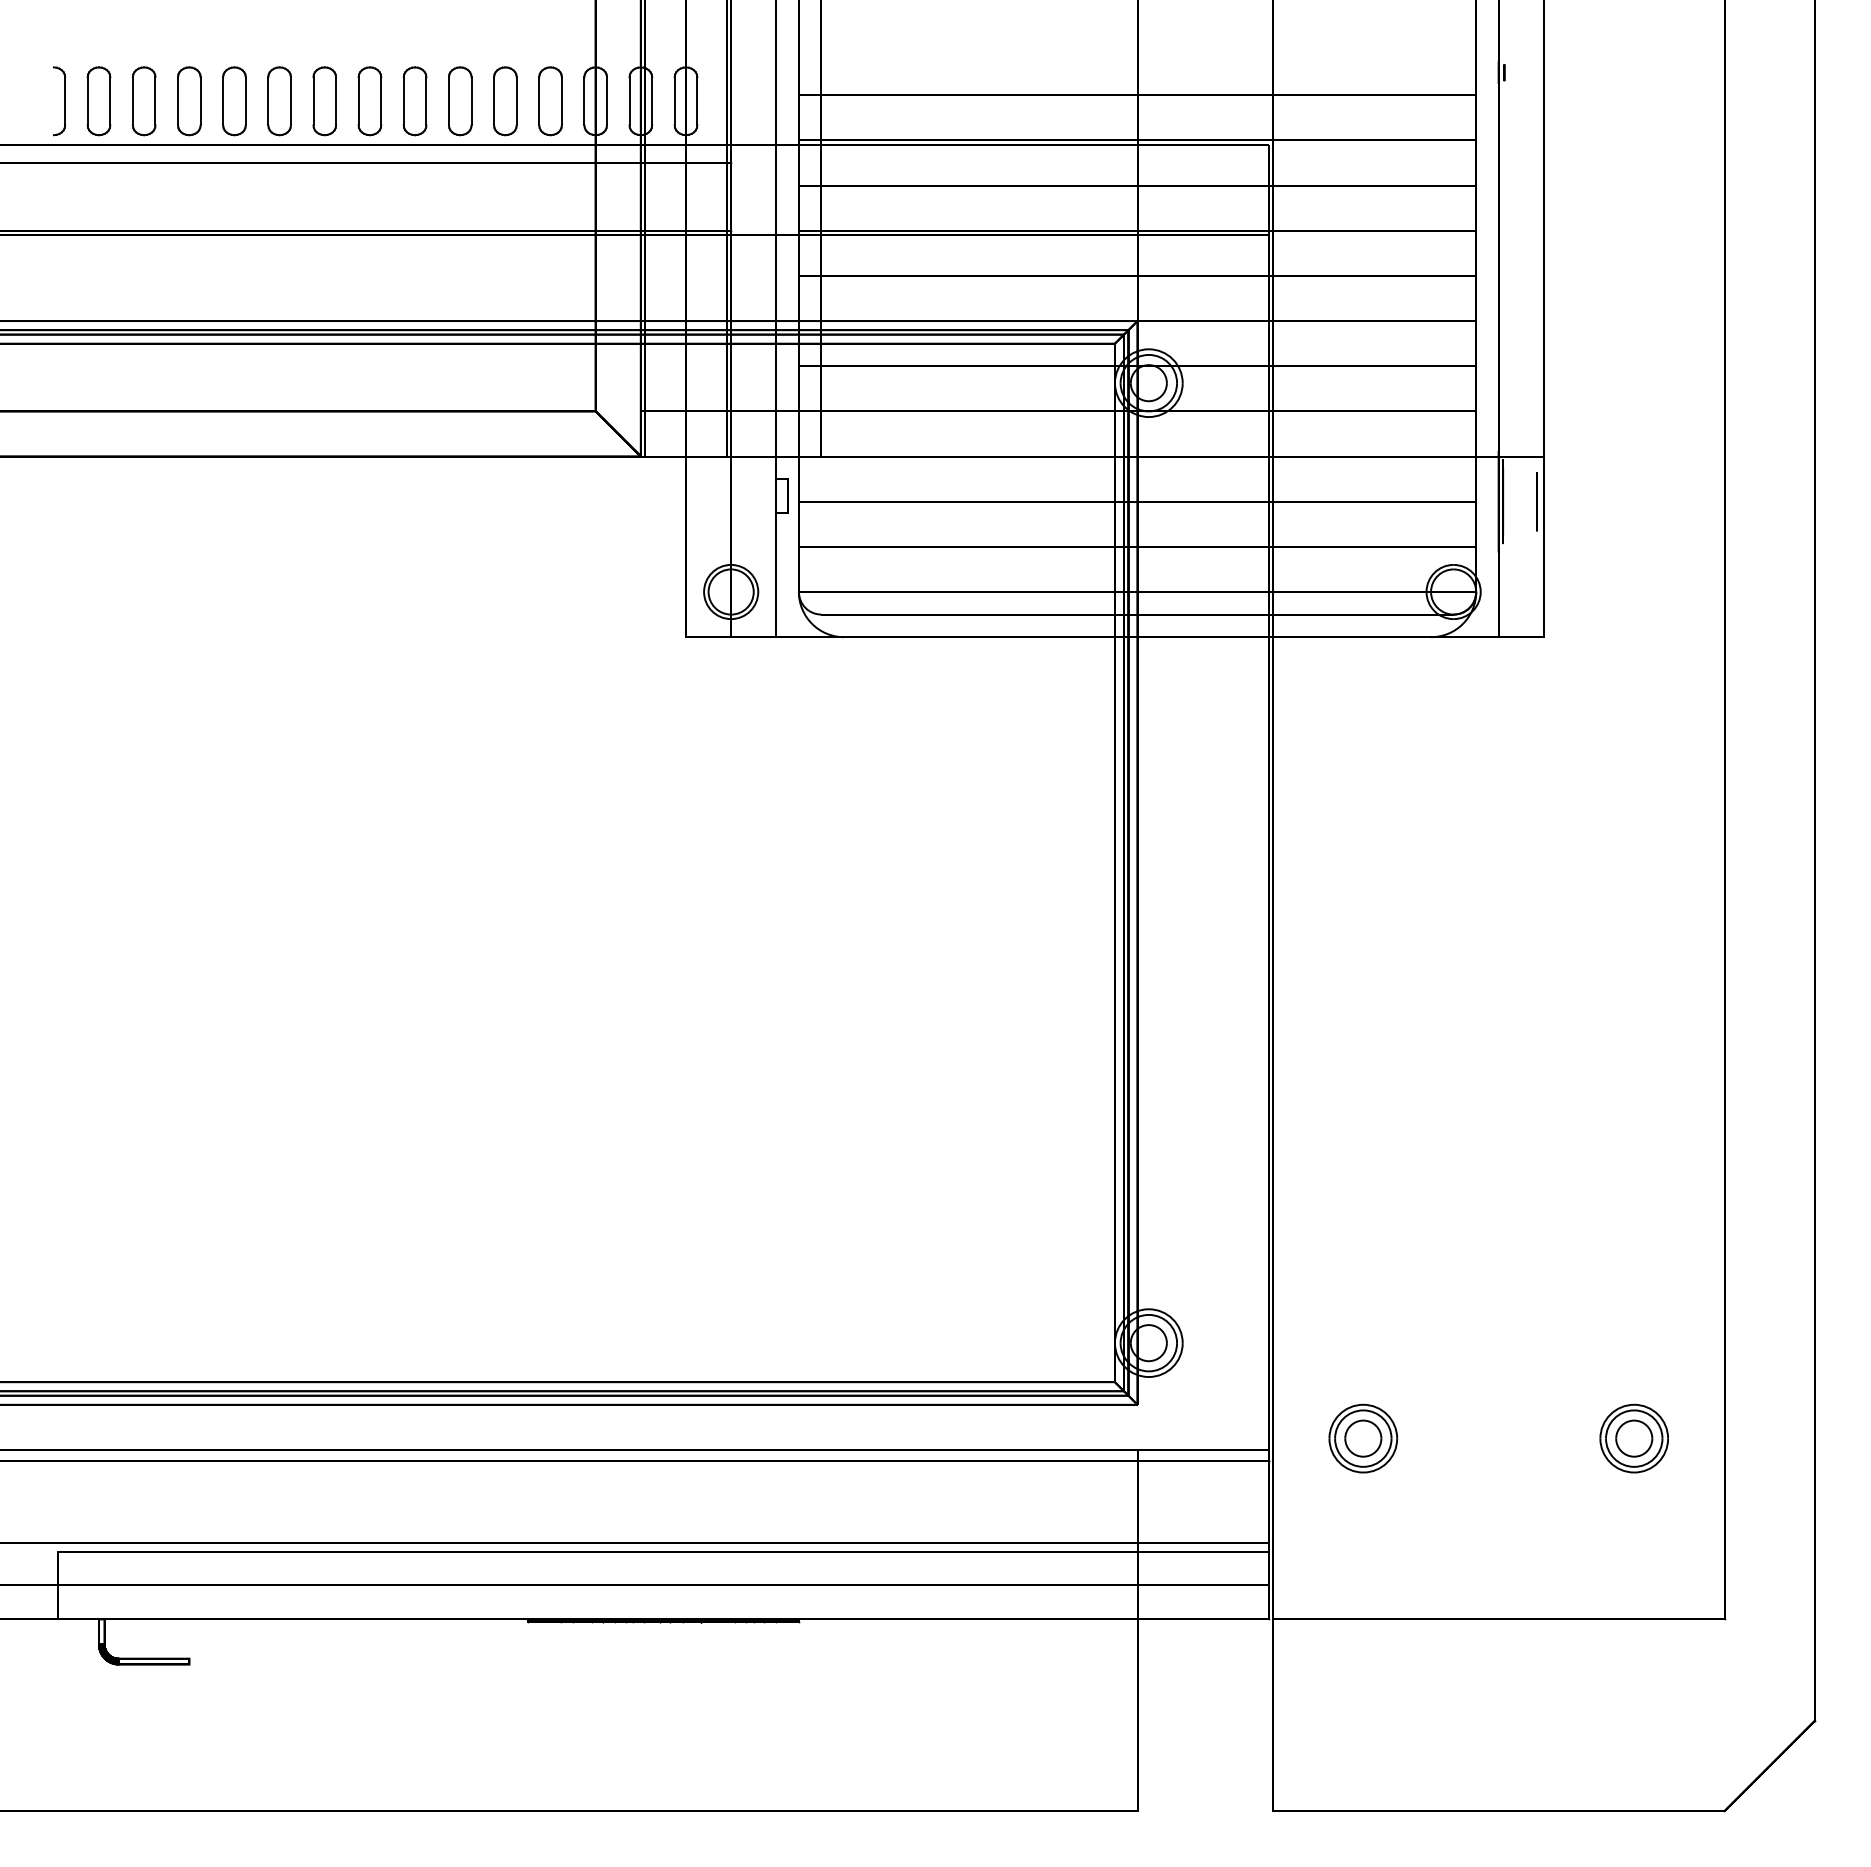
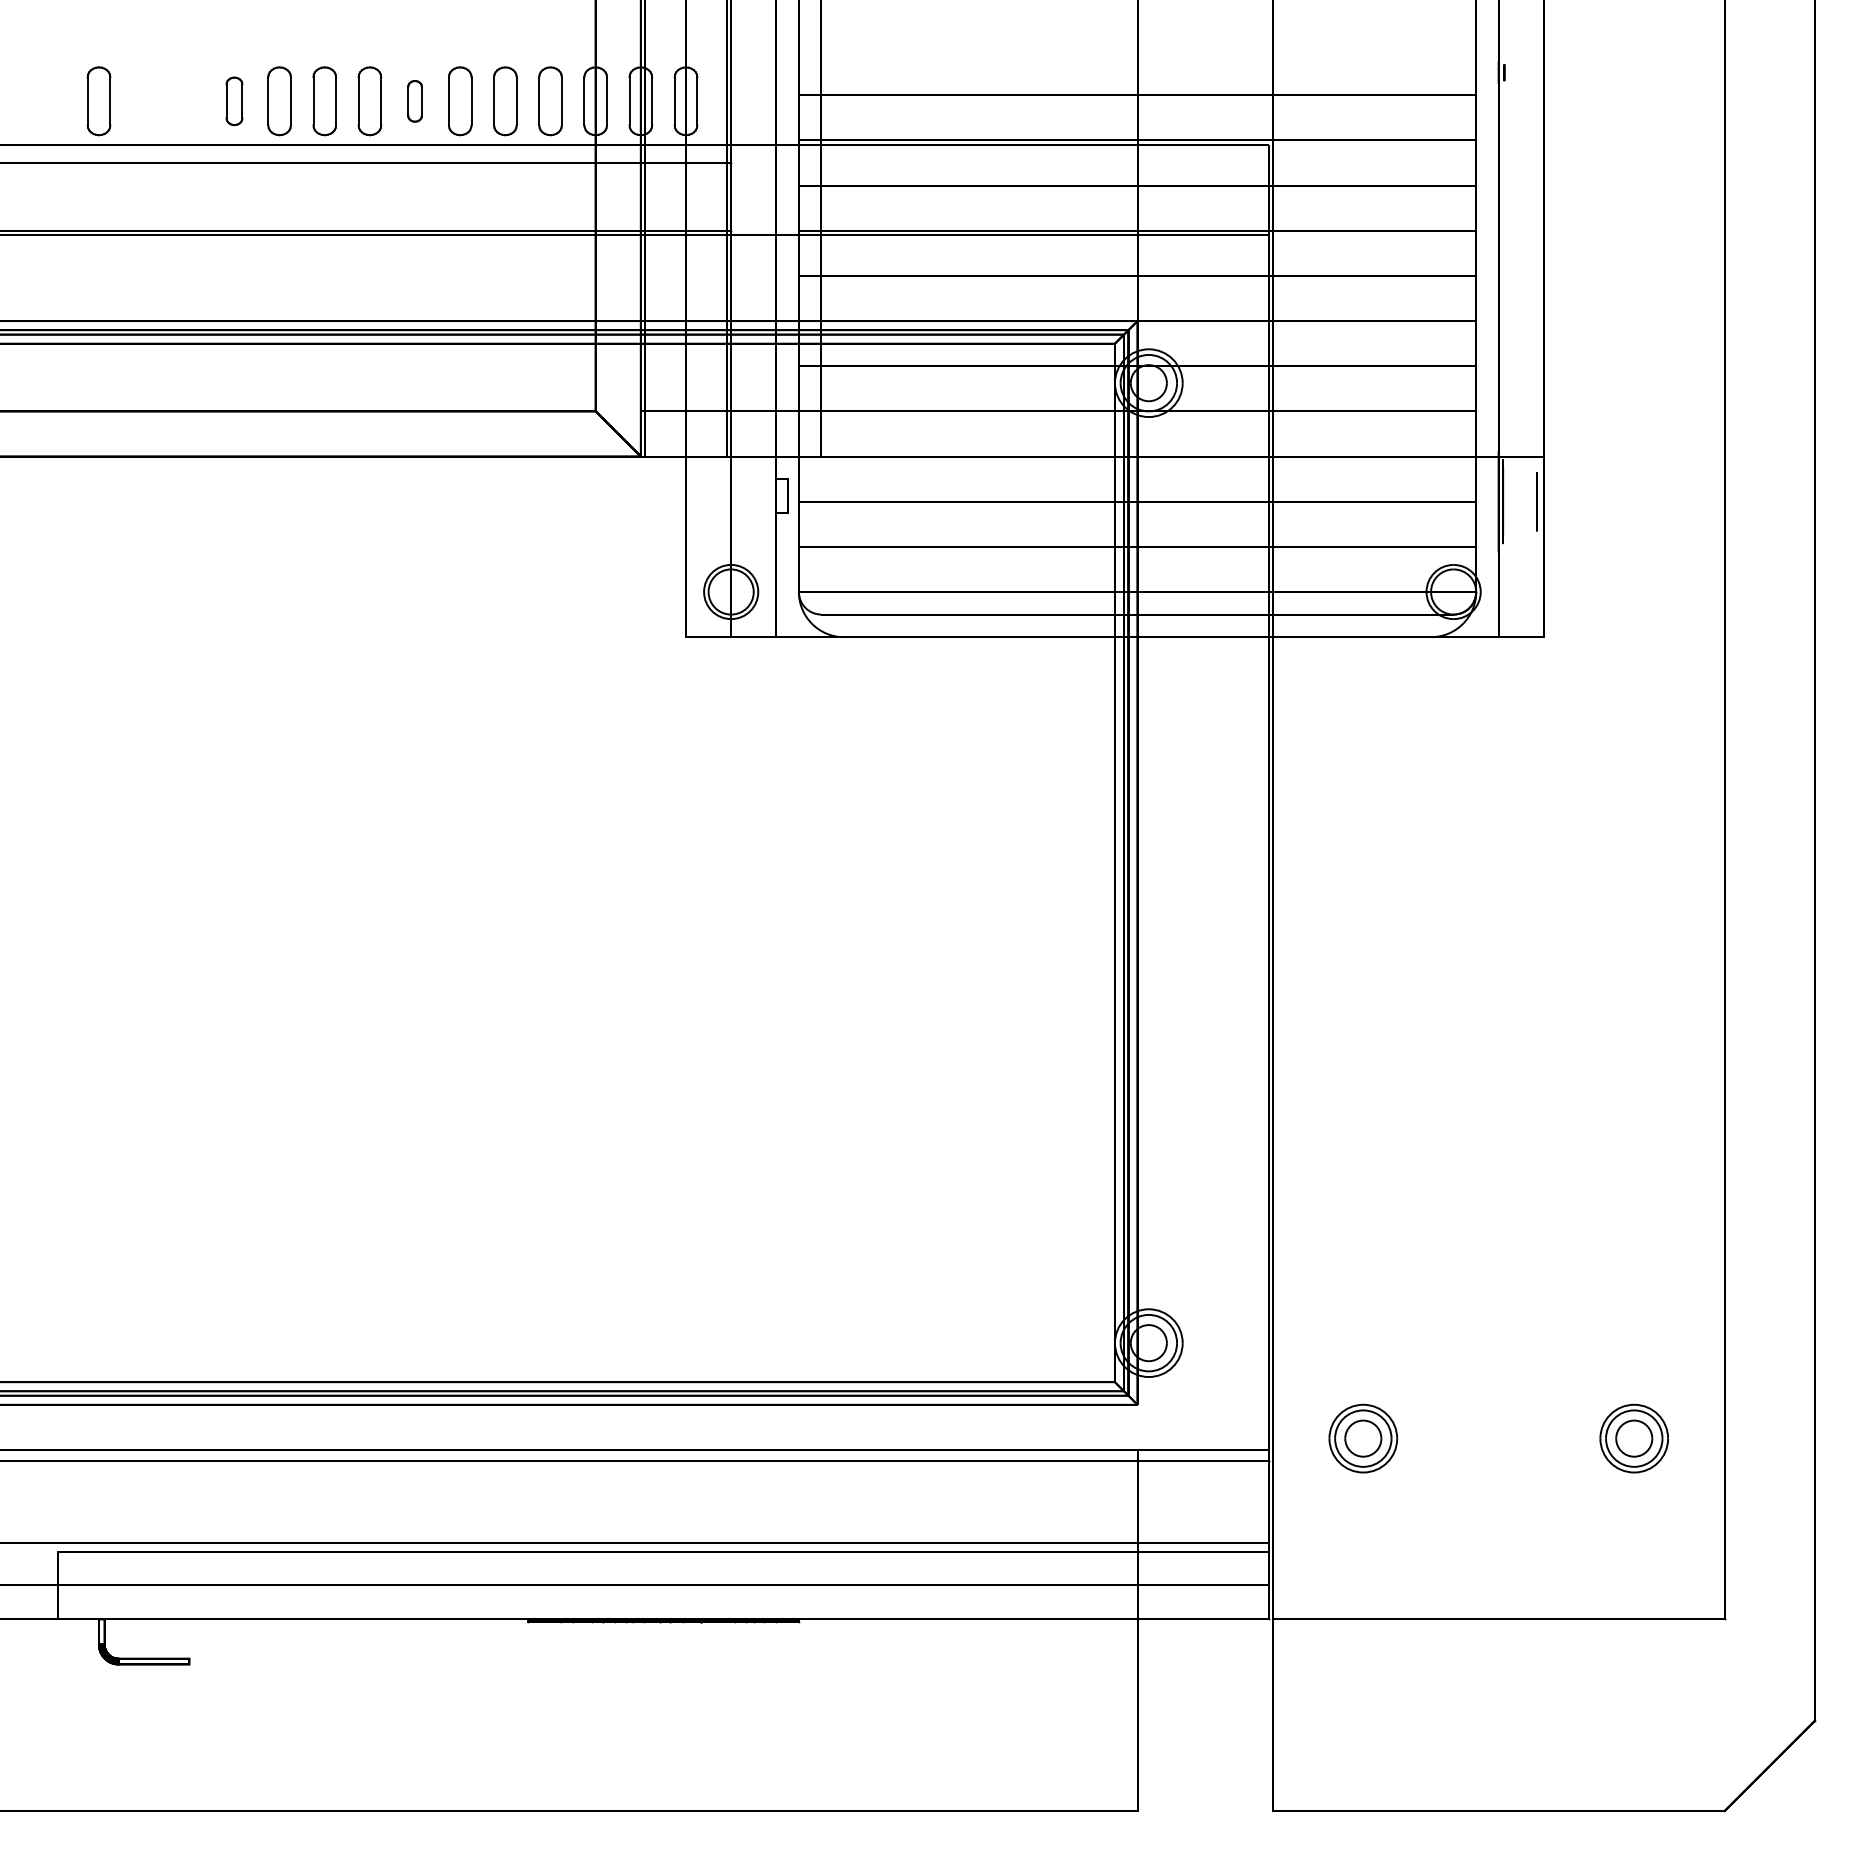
part: present -> none (59, 101)
part: present -> none (143, 101)
part: present -> none (189, 101)
part size: 25x71 px -> 19x50 px (234, 100)
part size: 26x71 px -> 16x43 px (414, 101)
